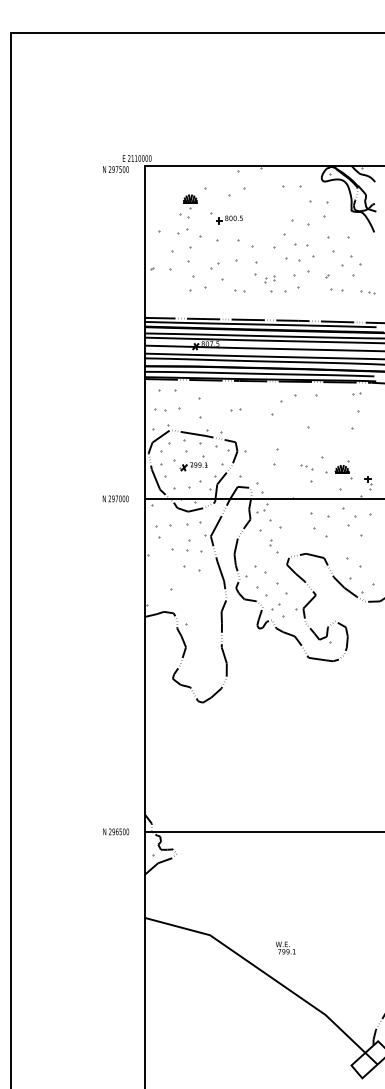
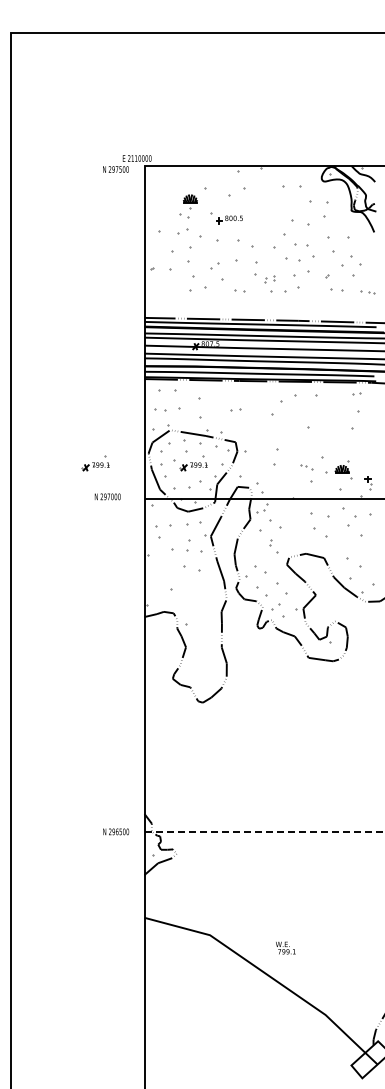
part: none -> present (95, 463)
text position: (115, 498) -> (107, 496) (107, 496)
line: solid -> dashed (264, 831)
